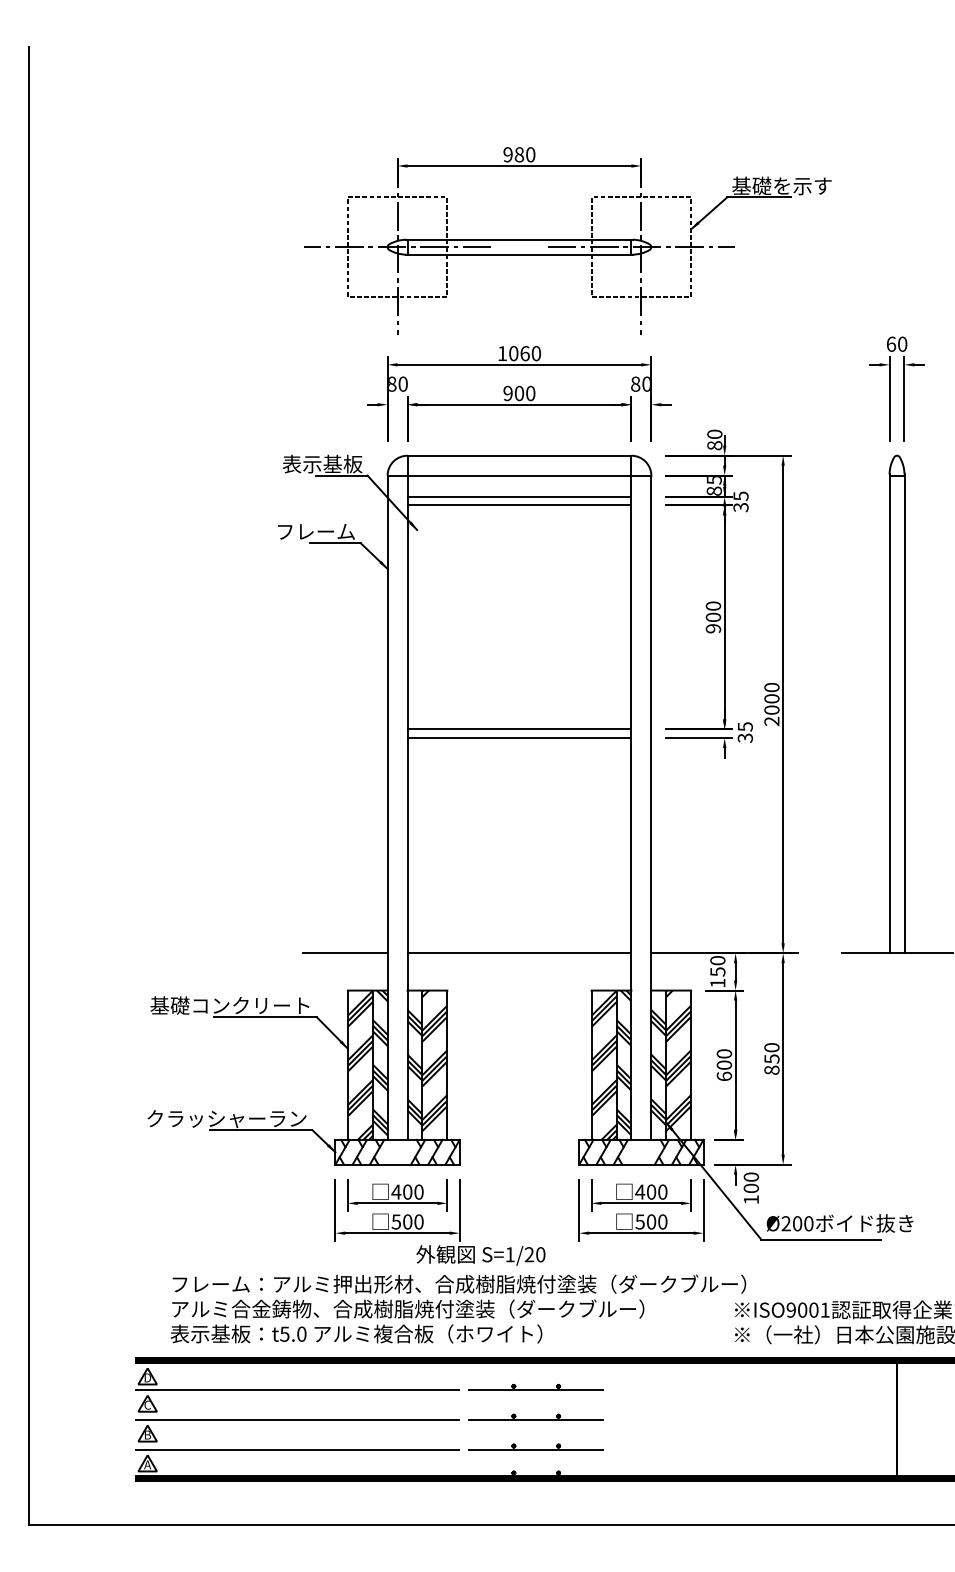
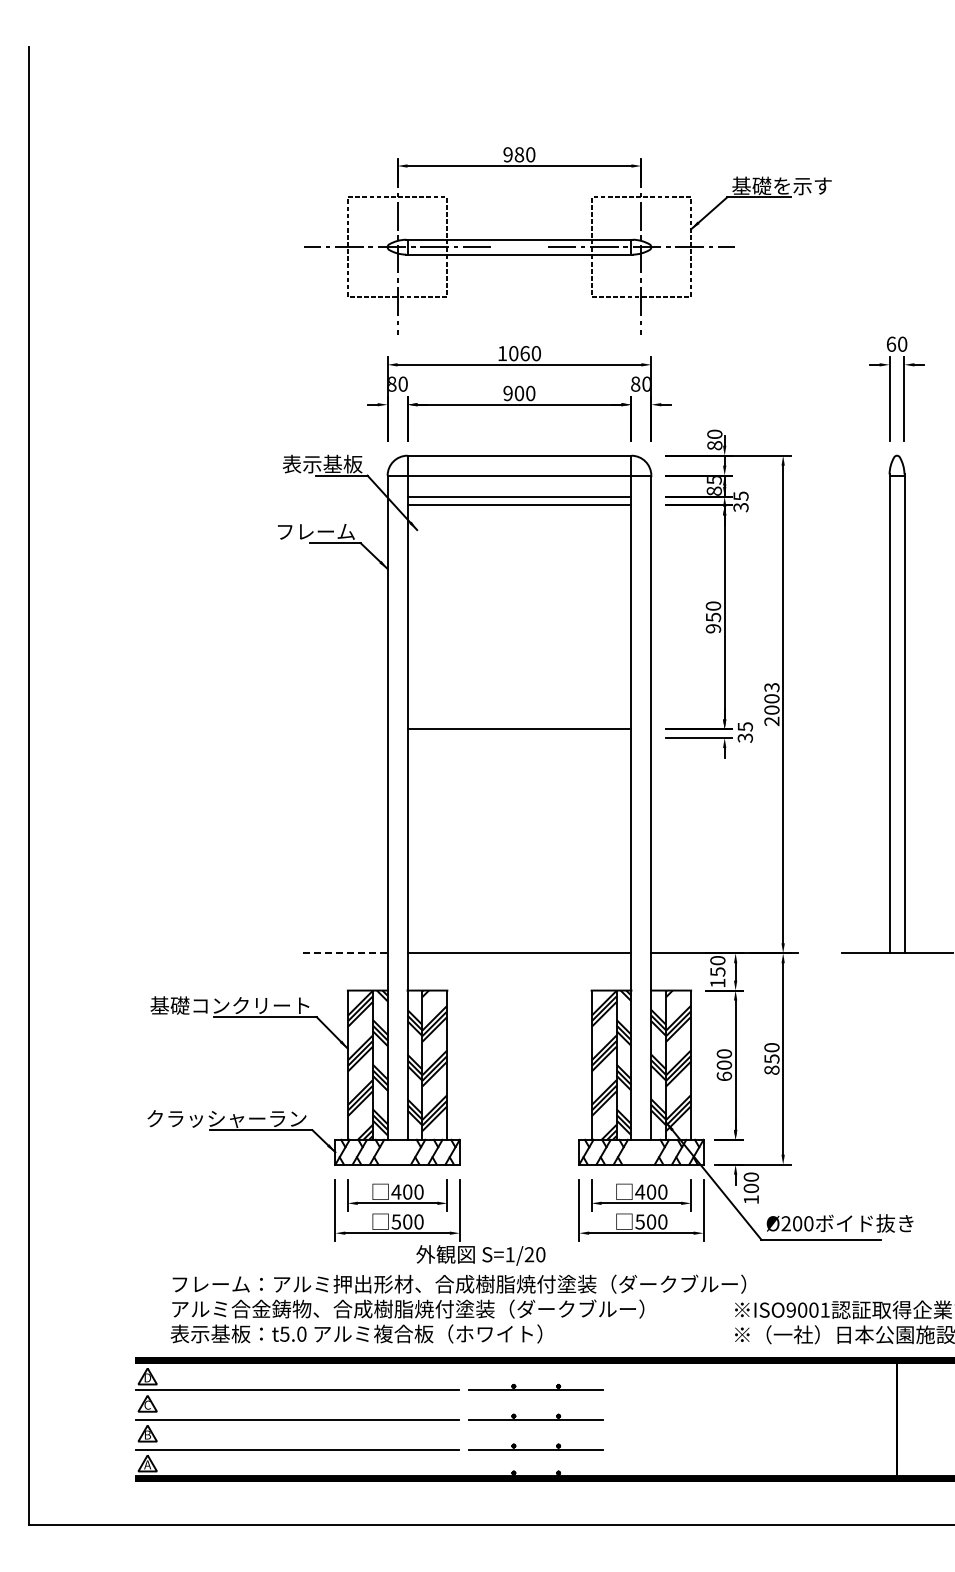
text: 900 -> 950 (712, 617)
text: 2000 -> 2003 (771, 687)
line: present -> none (519, 738)
line: solid -> dashed (345, 953)
